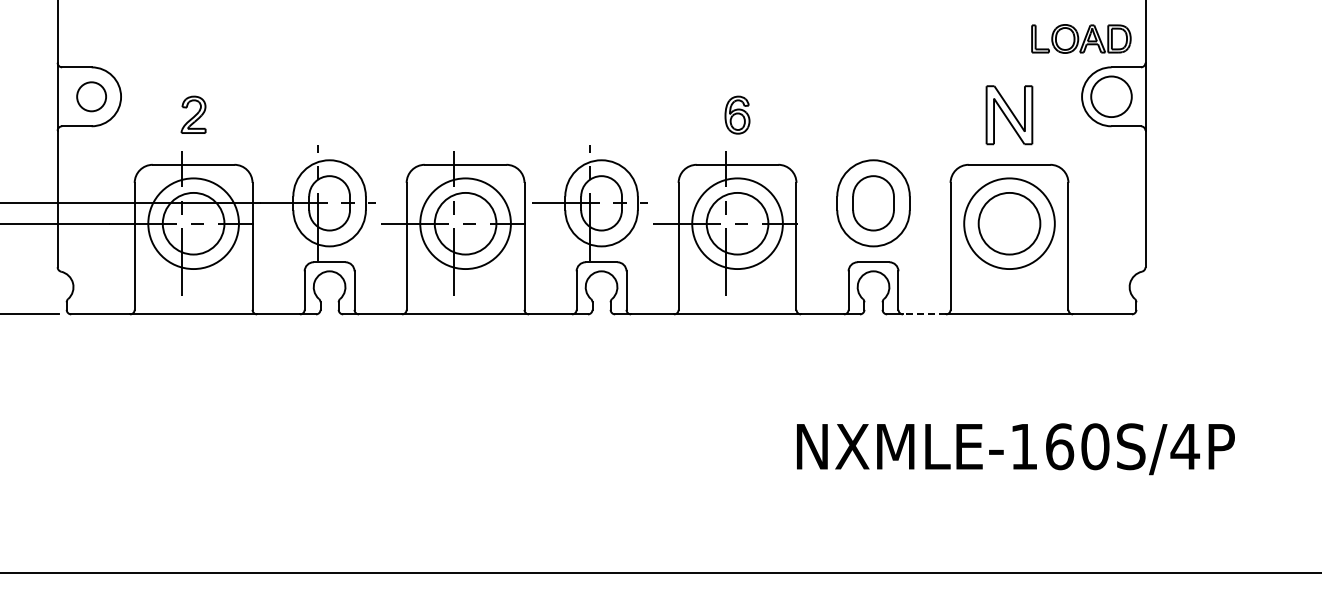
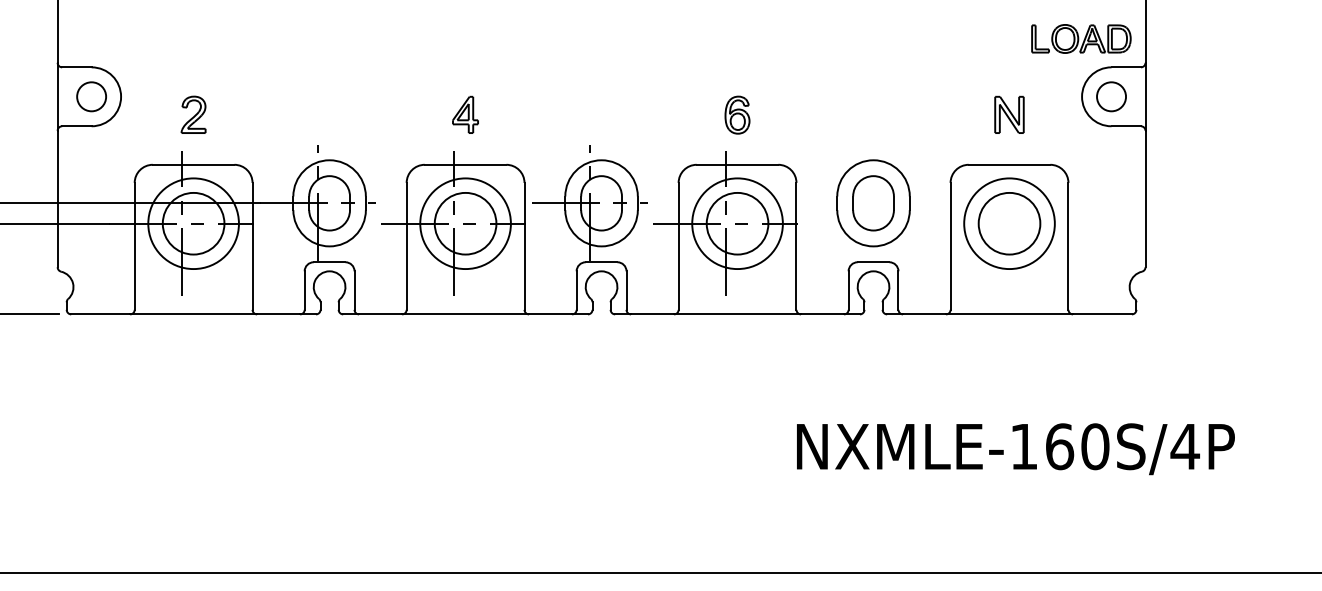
circle diameter: 41 px -> 29 px (1111, 96)
part: none -> present (465, 114)
part size: 49x61 px -> 31x39 px (1009, 114)
line: dashed -> solid (924, 314)
